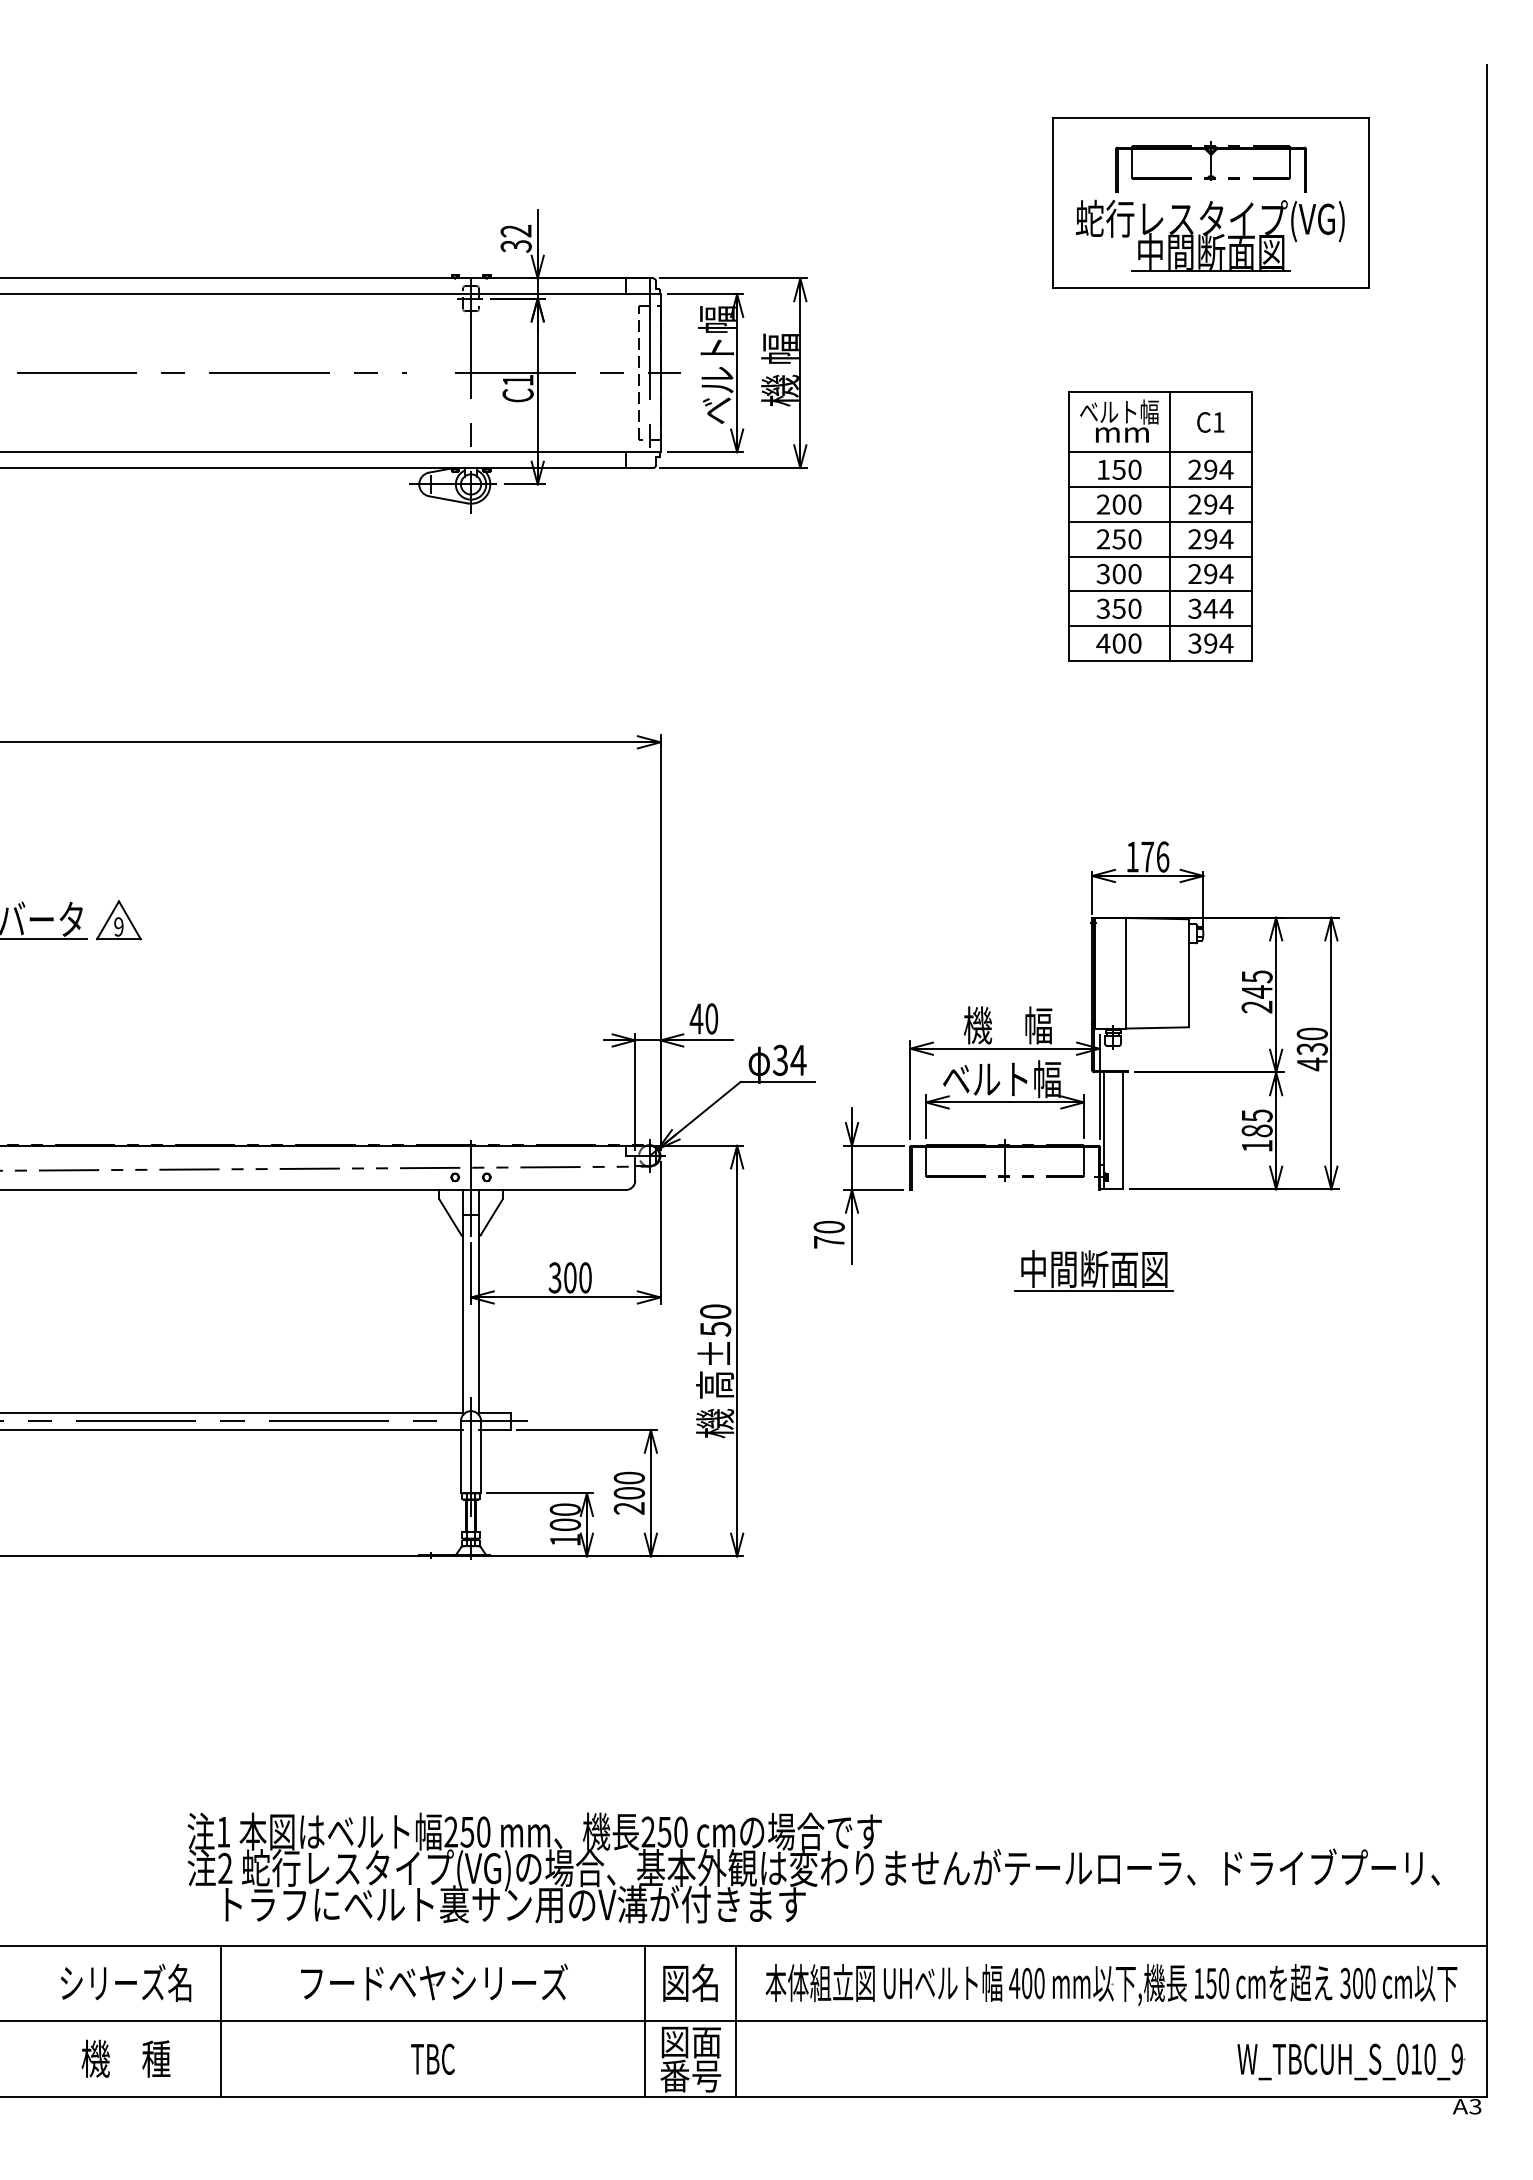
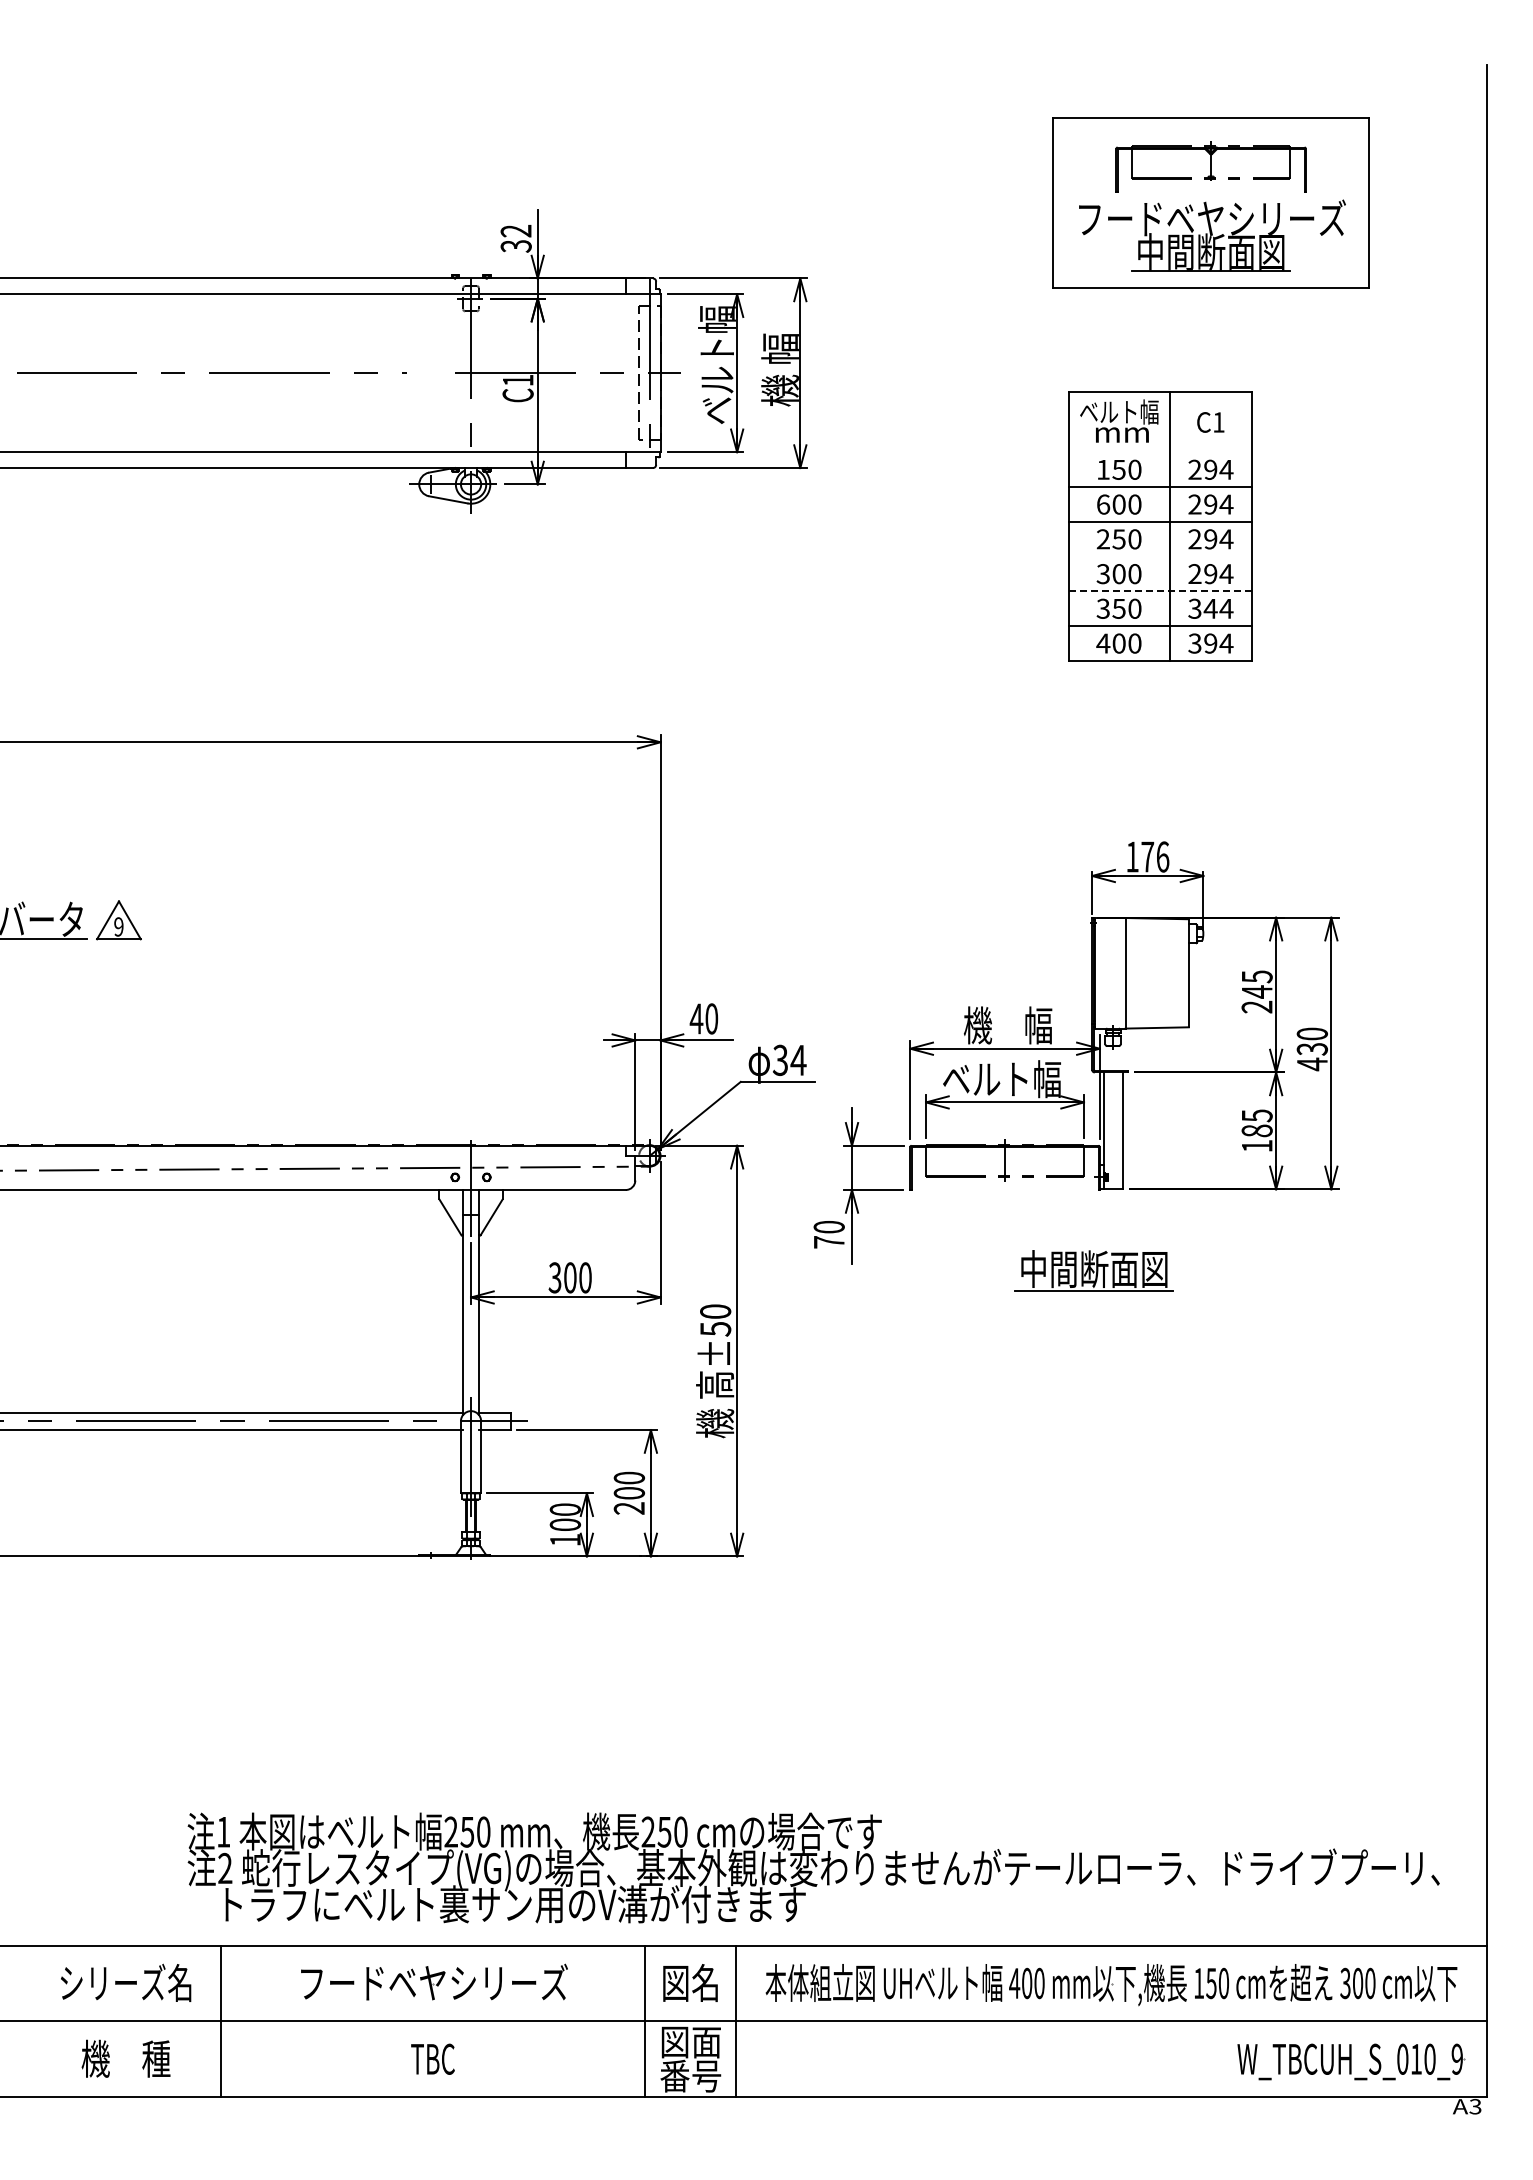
text: 蛇行レスタイプ(VG) -> フードベヤシリーズ (1210, 220)
line: present -> none (1159, 452)
text: 200 -> 600 (1103, 504)
line: present -> none (1159, 556)
line: solid -> dashed (1160, 591)
